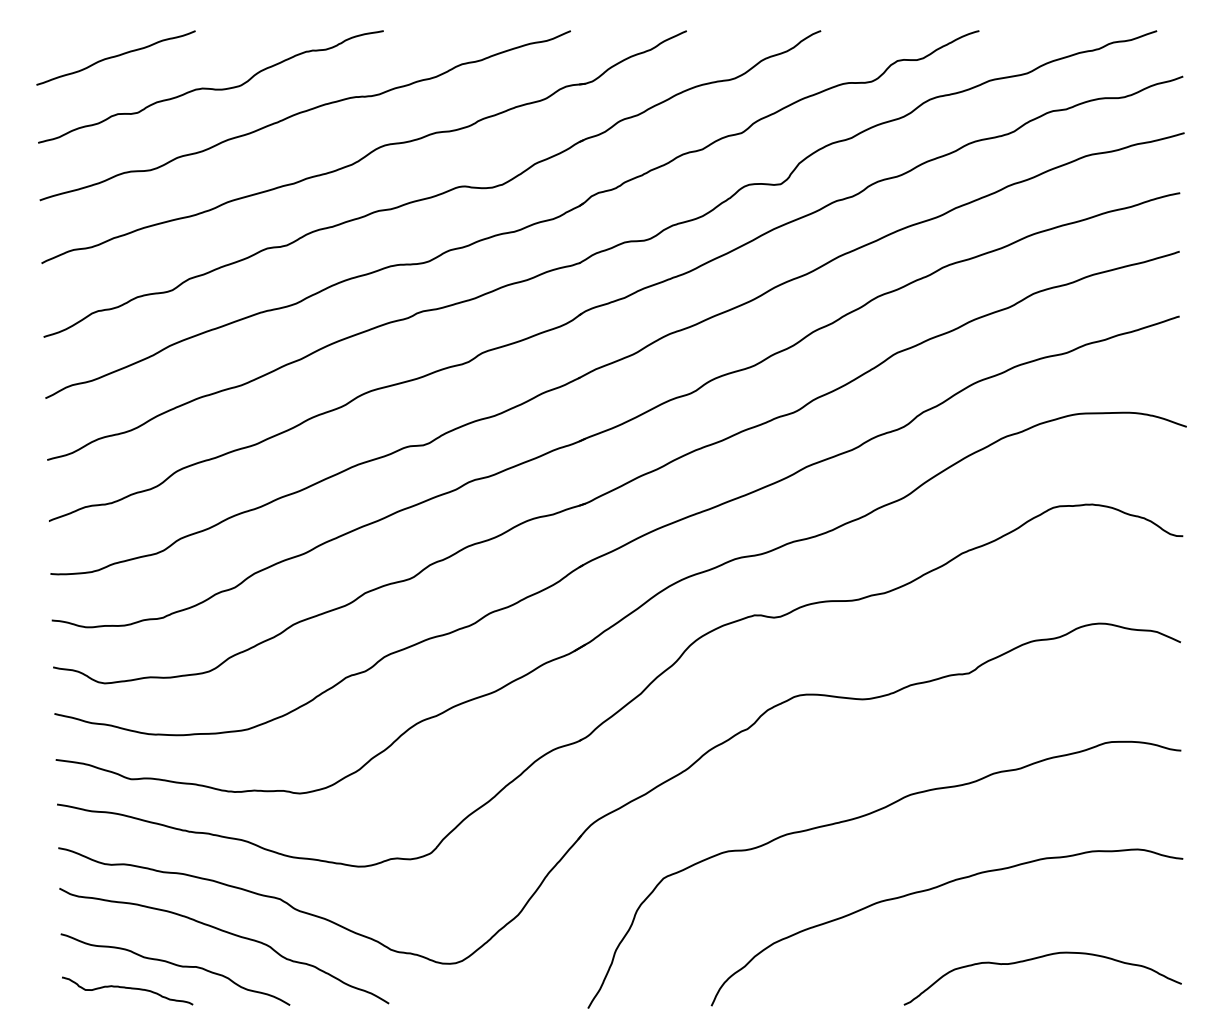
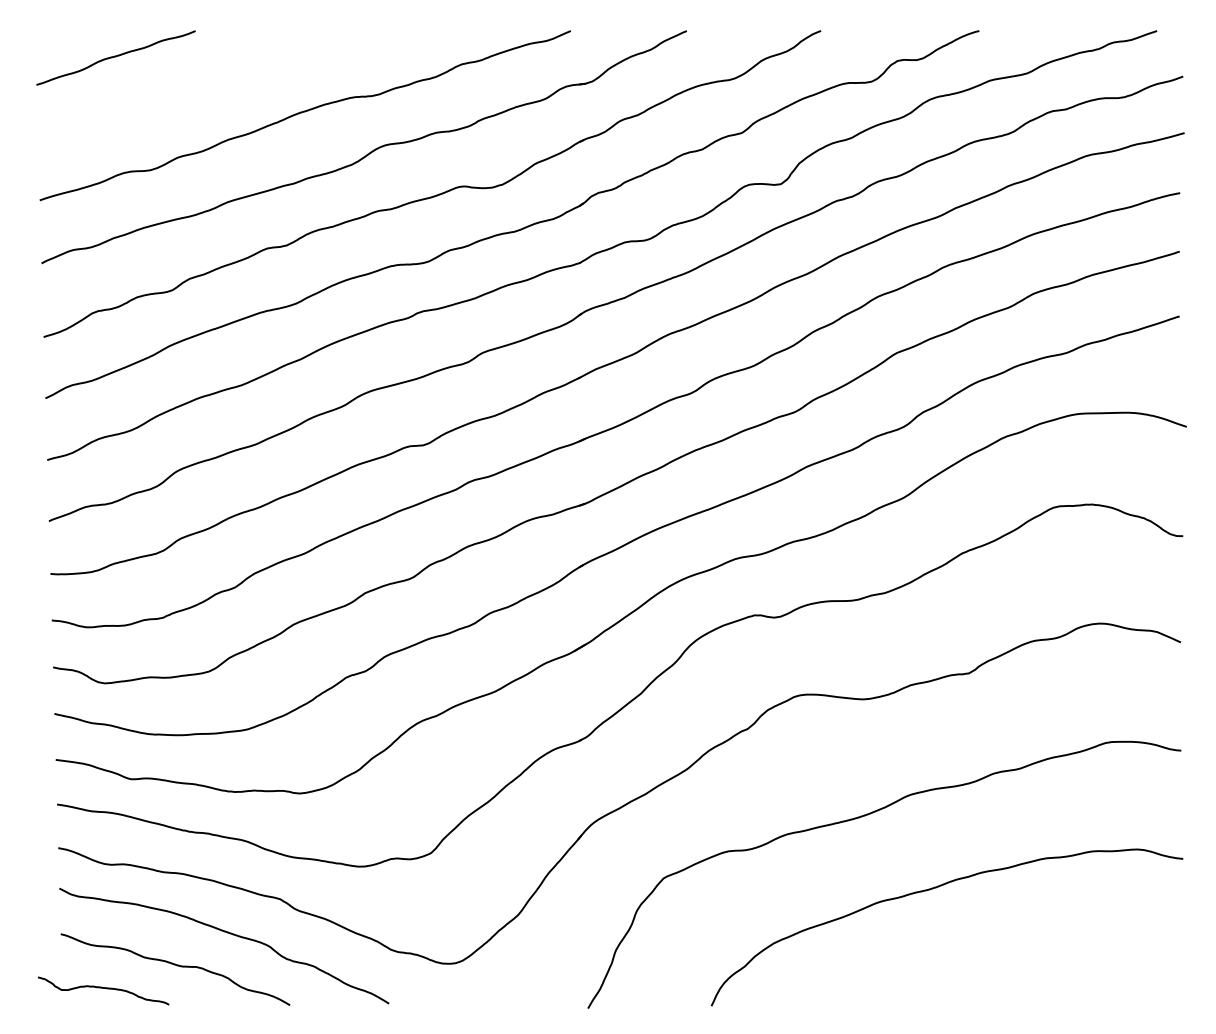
curve: present -> none (210, 88)
curve: present -> none (1039, 958)
curve position: (127, 988) -> (103, 988) (103, 988)
